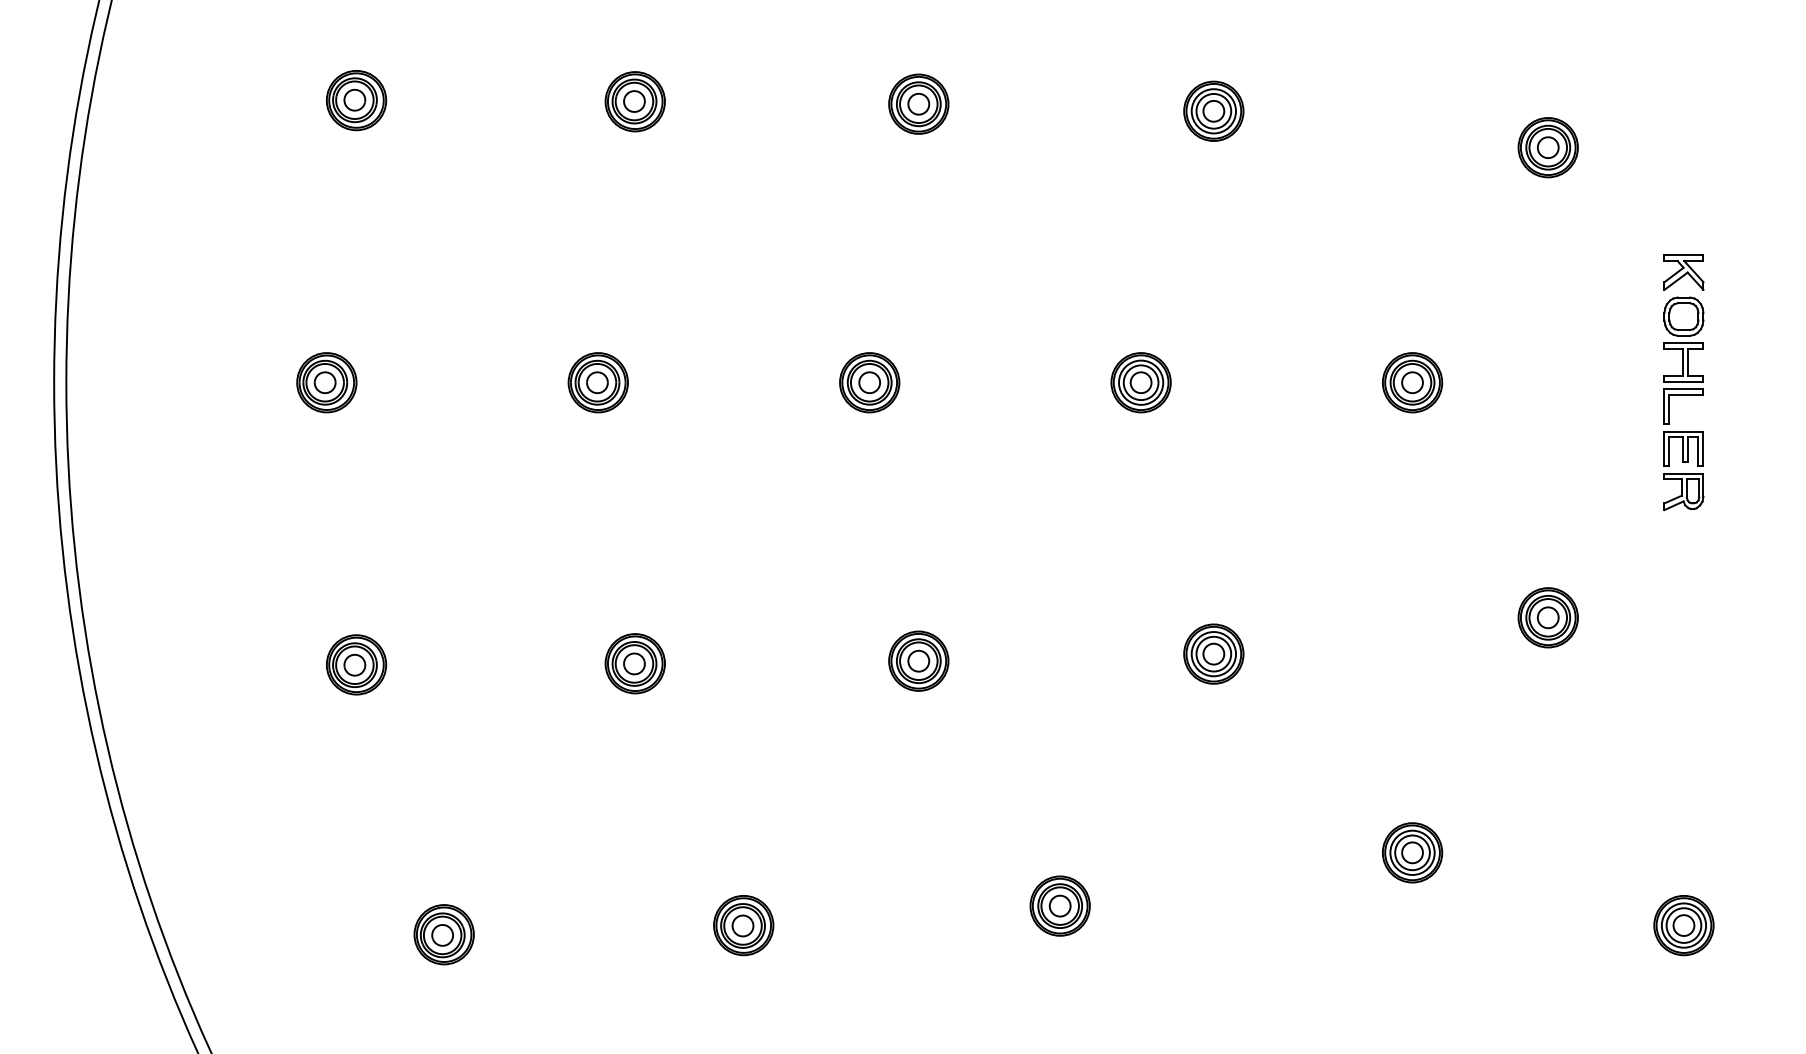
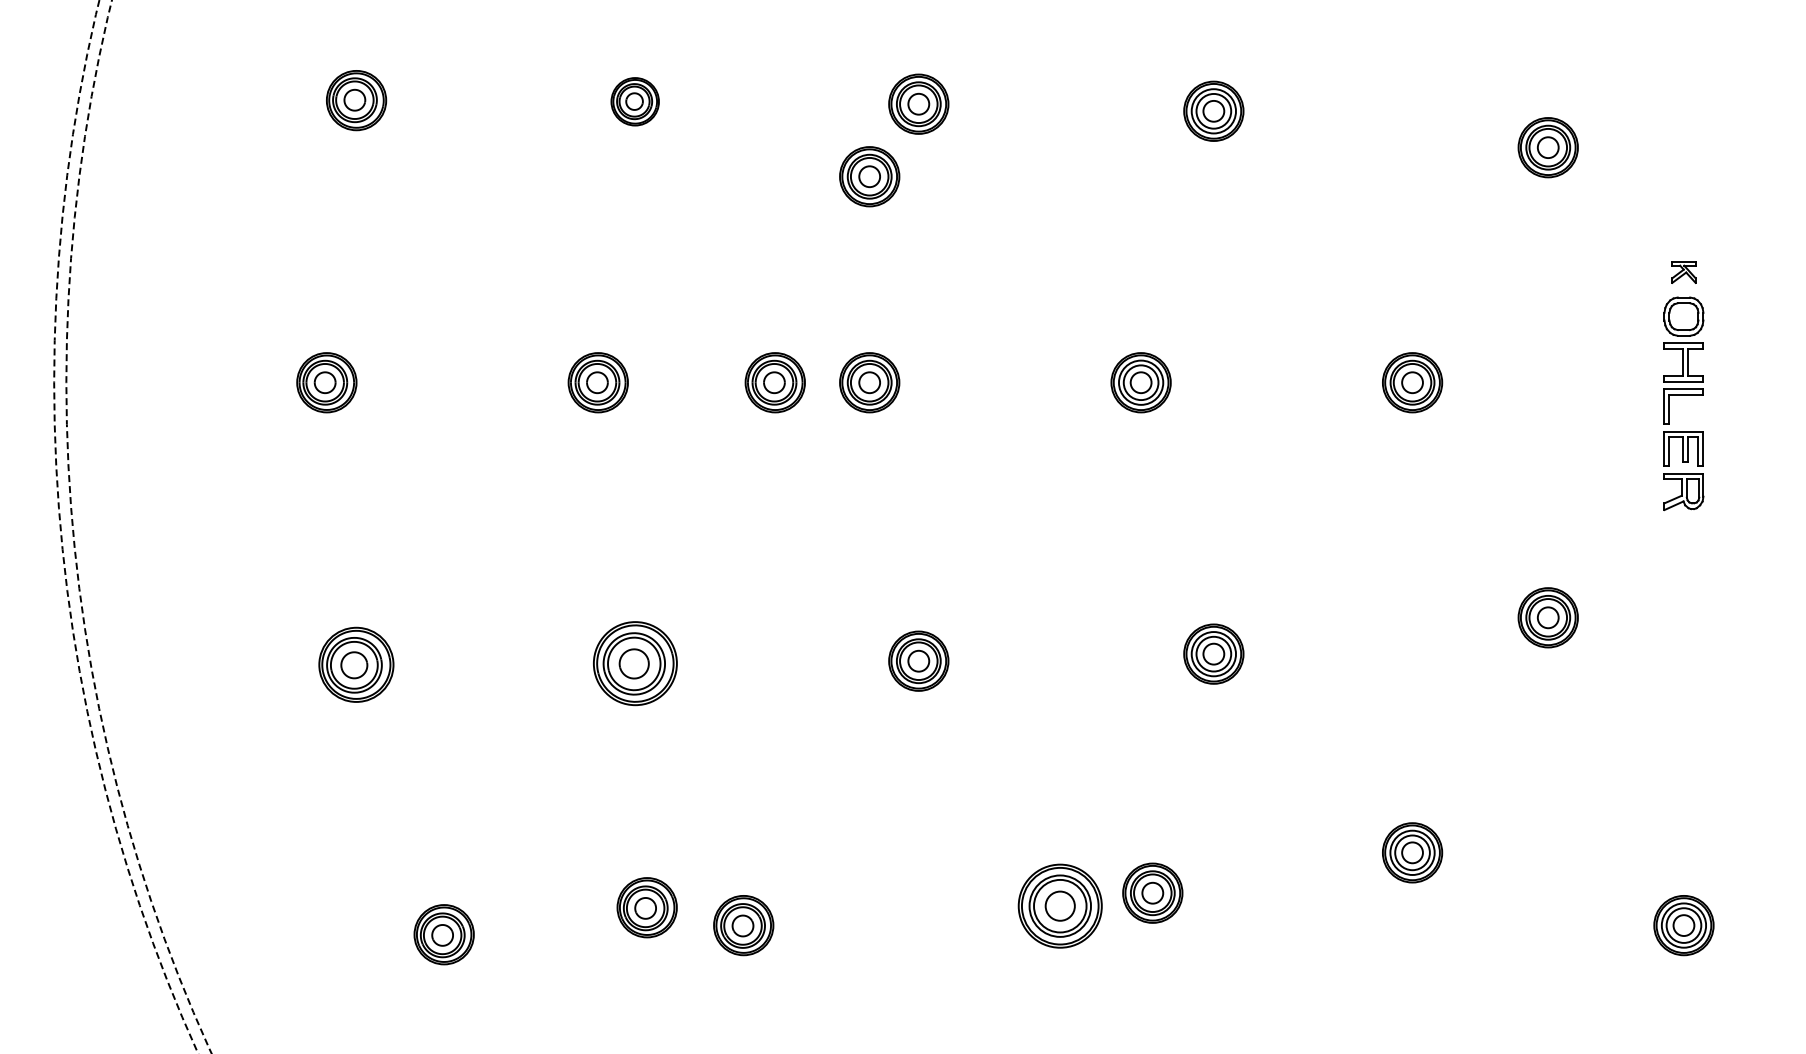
part size: 62x62 px -> 50x50 px (634, 101)
part: none -> present (869, 176)
part size: 42x37 px -> 26x23 px (1683, 272)
part: none -> present (774, 382)
circle: solid -> dashed (126, 526)
circle: solid -> dashed (138, 526)
part size: 62x62 px -> 85x86 px (635, 663)
part size: 62x62 px -> 77x77 px (356, 664)
part: none -> present (1152, 892)
part size: 62x62 px -> 86x86 px (1059, 905)
part: none -> present (646, 907)
